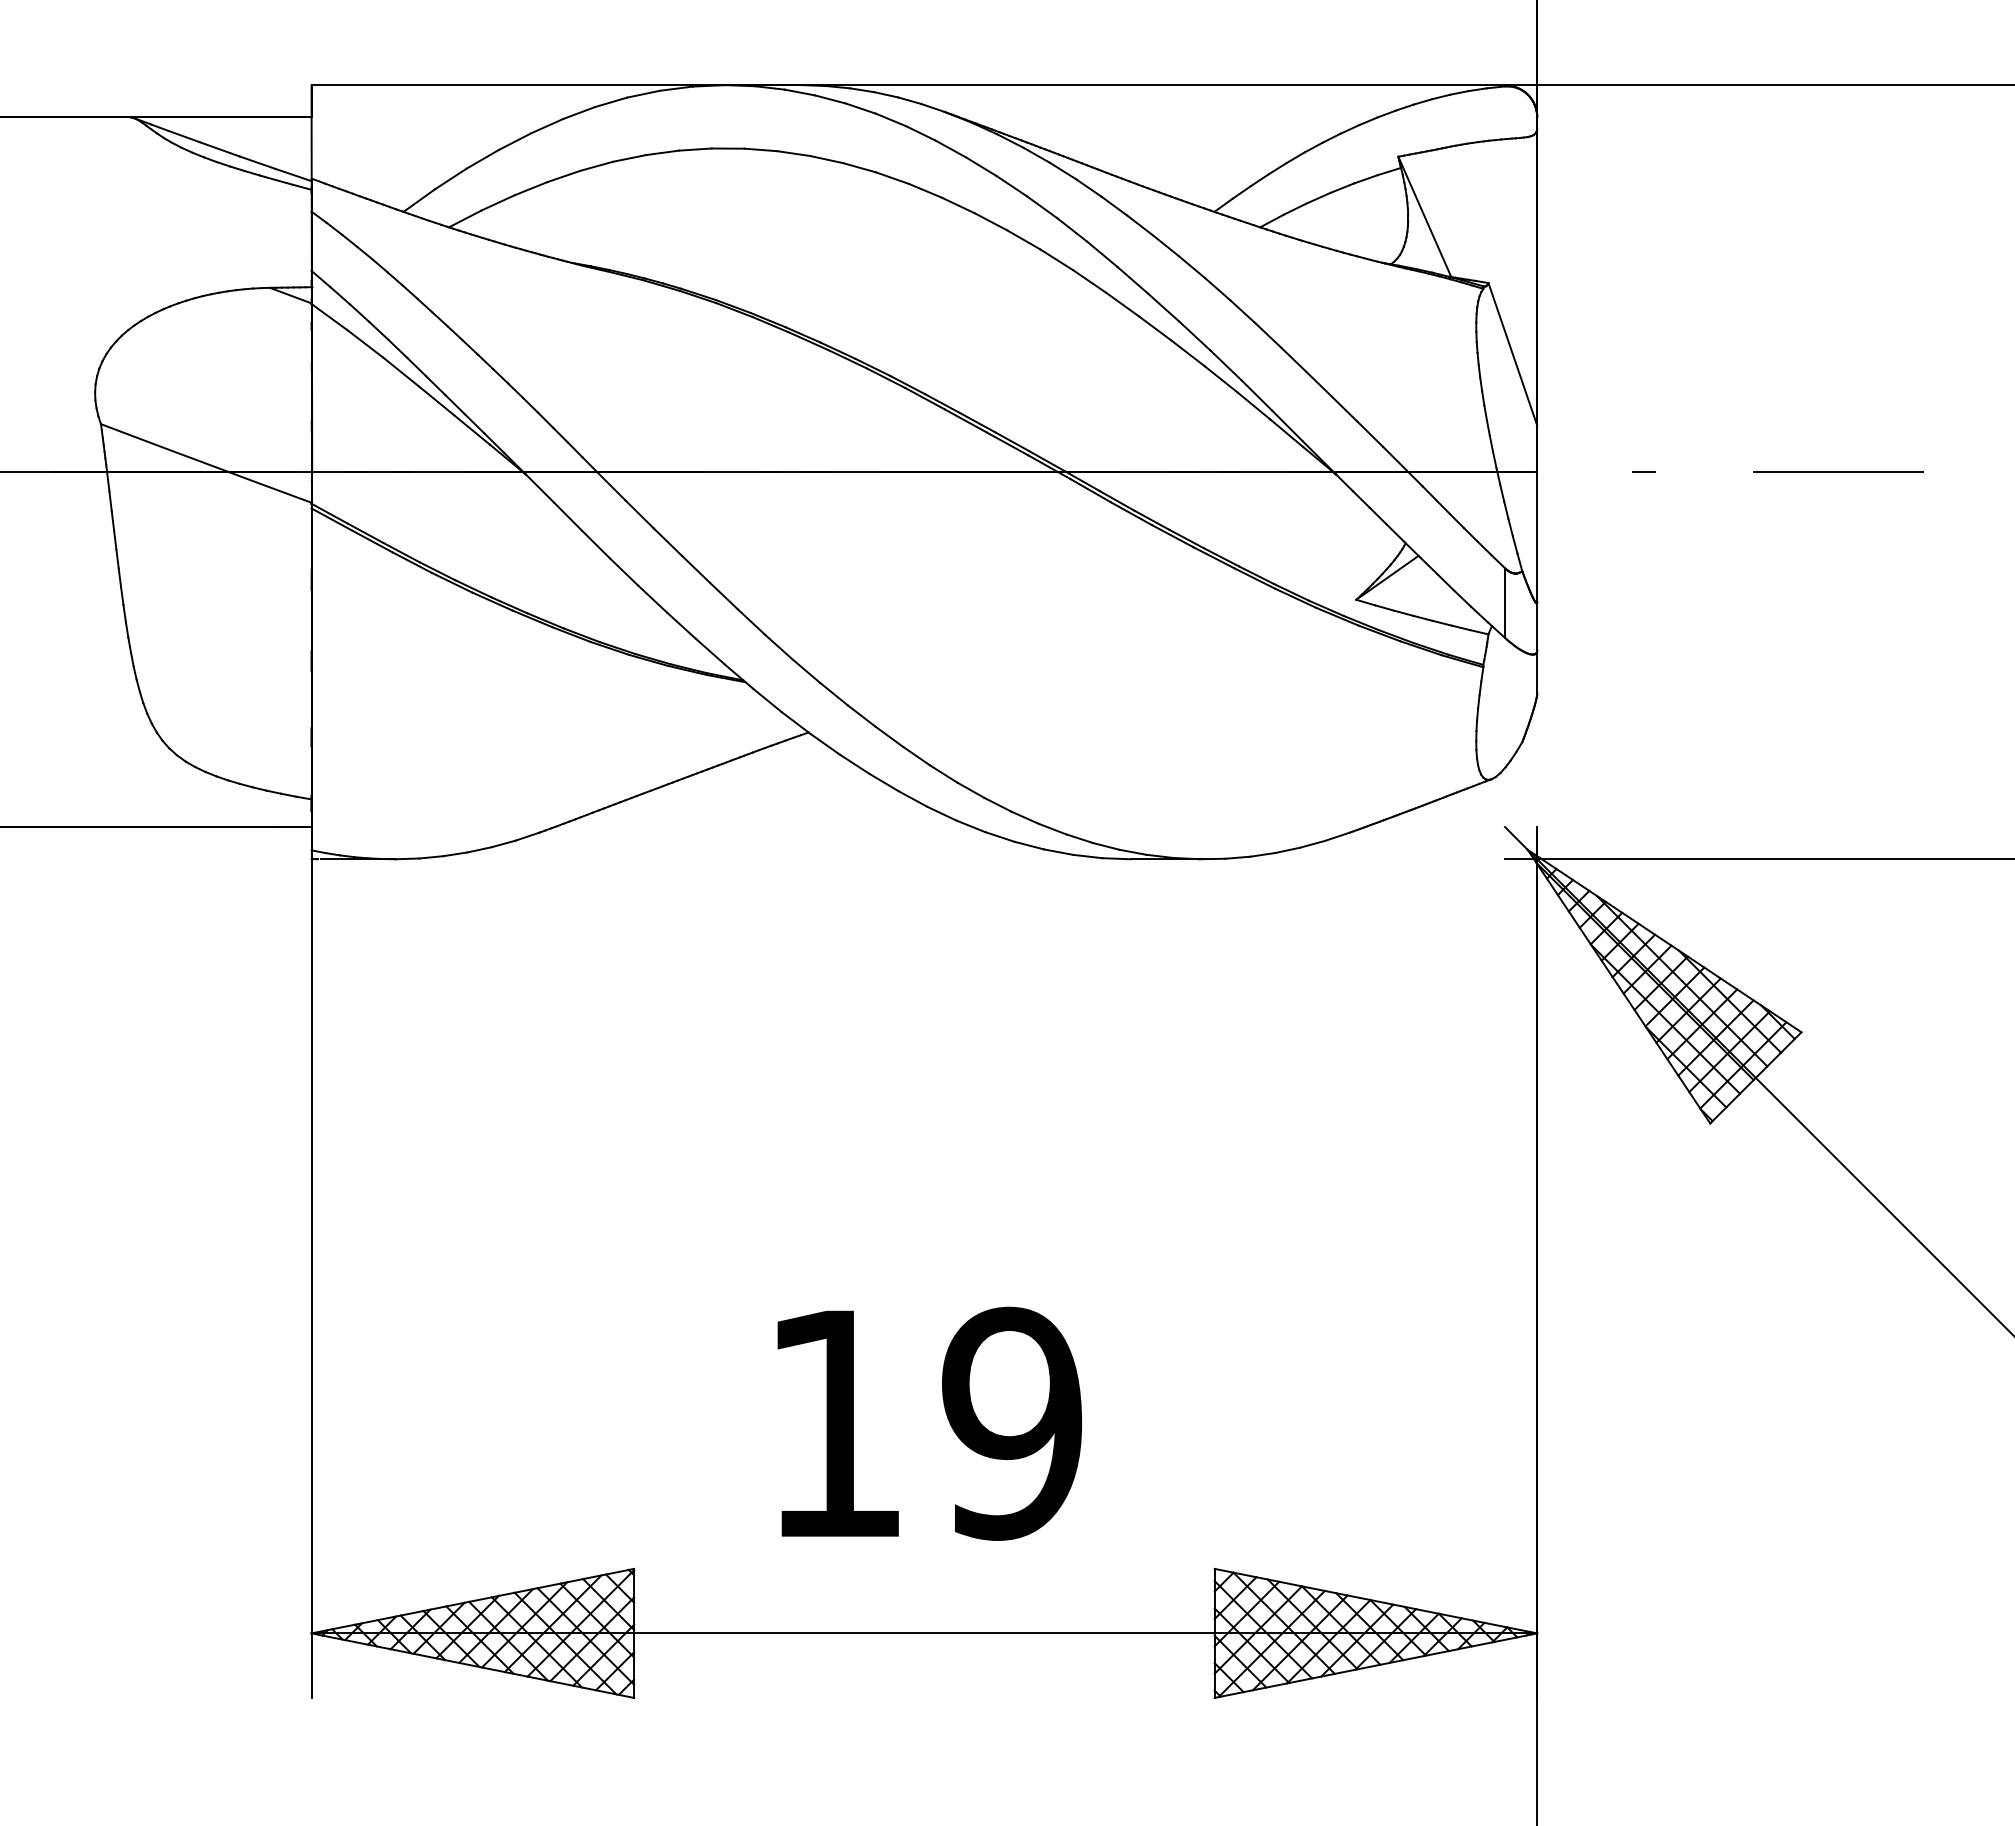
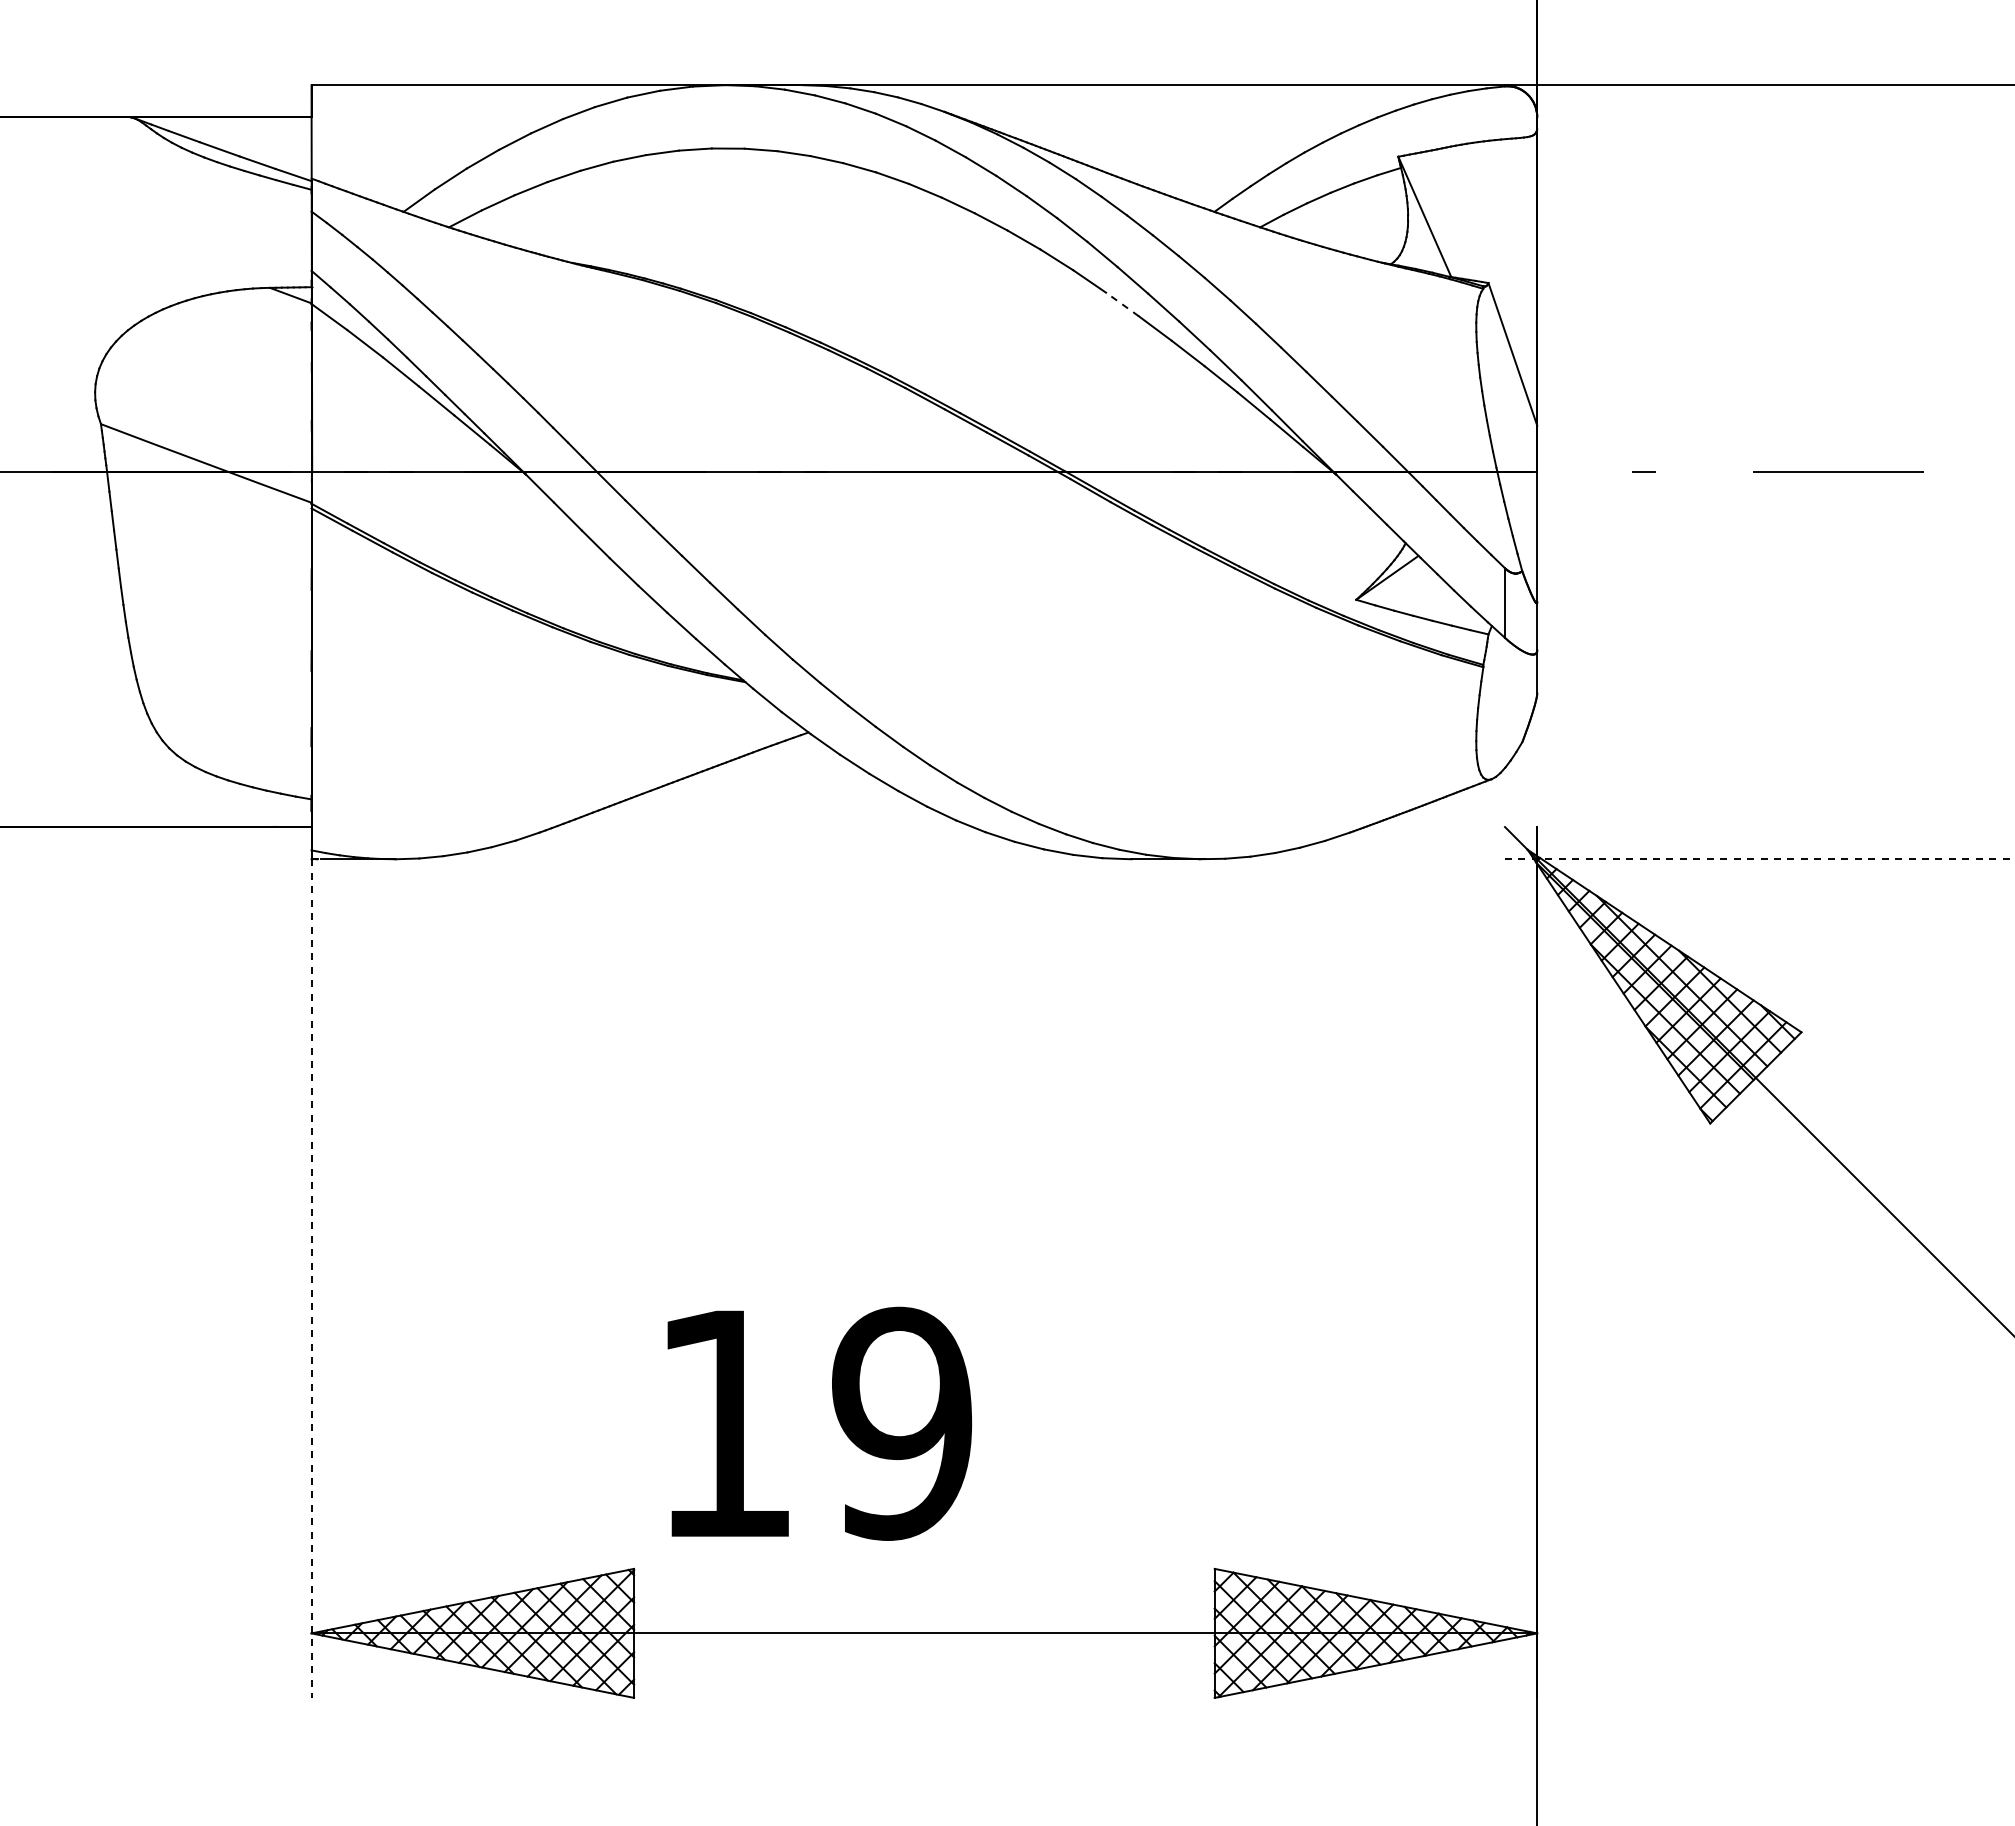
line: solid -> dashed (1122, 304)
line: solid -> dashed (1759, 859)
line: solid -> dashed (311, 1279)
text position: (929, 1423) -> (819, 1423) (819, 1423)
